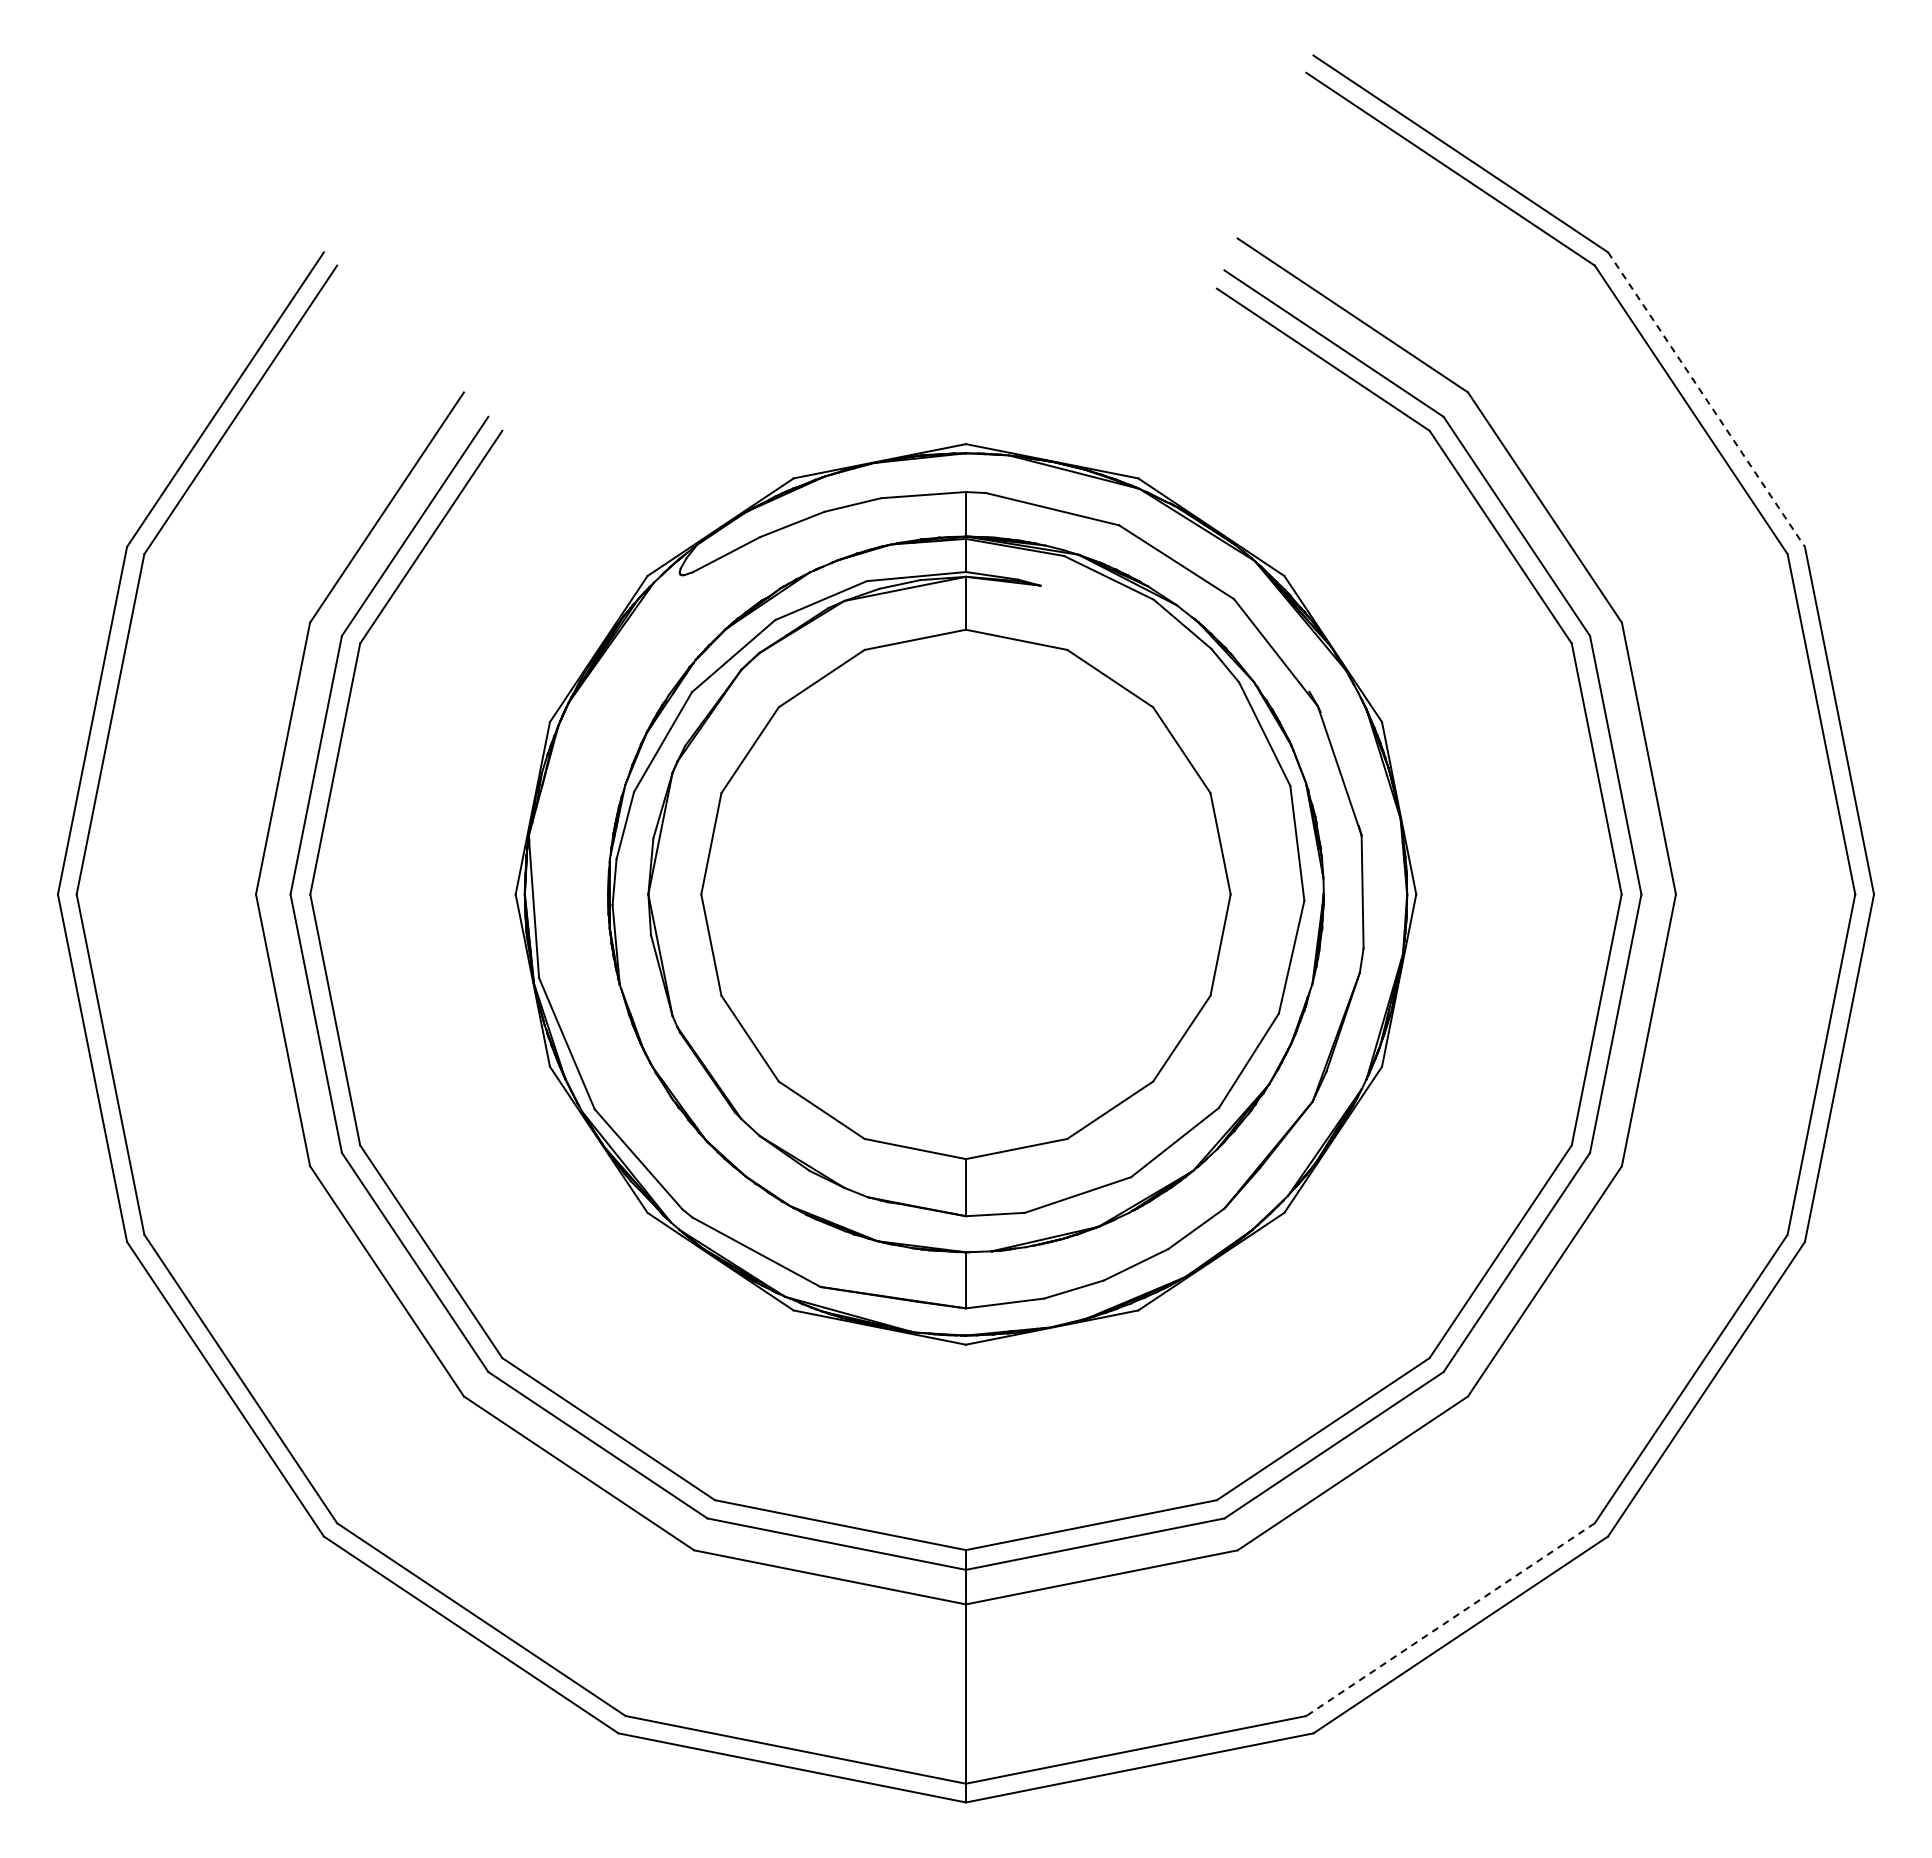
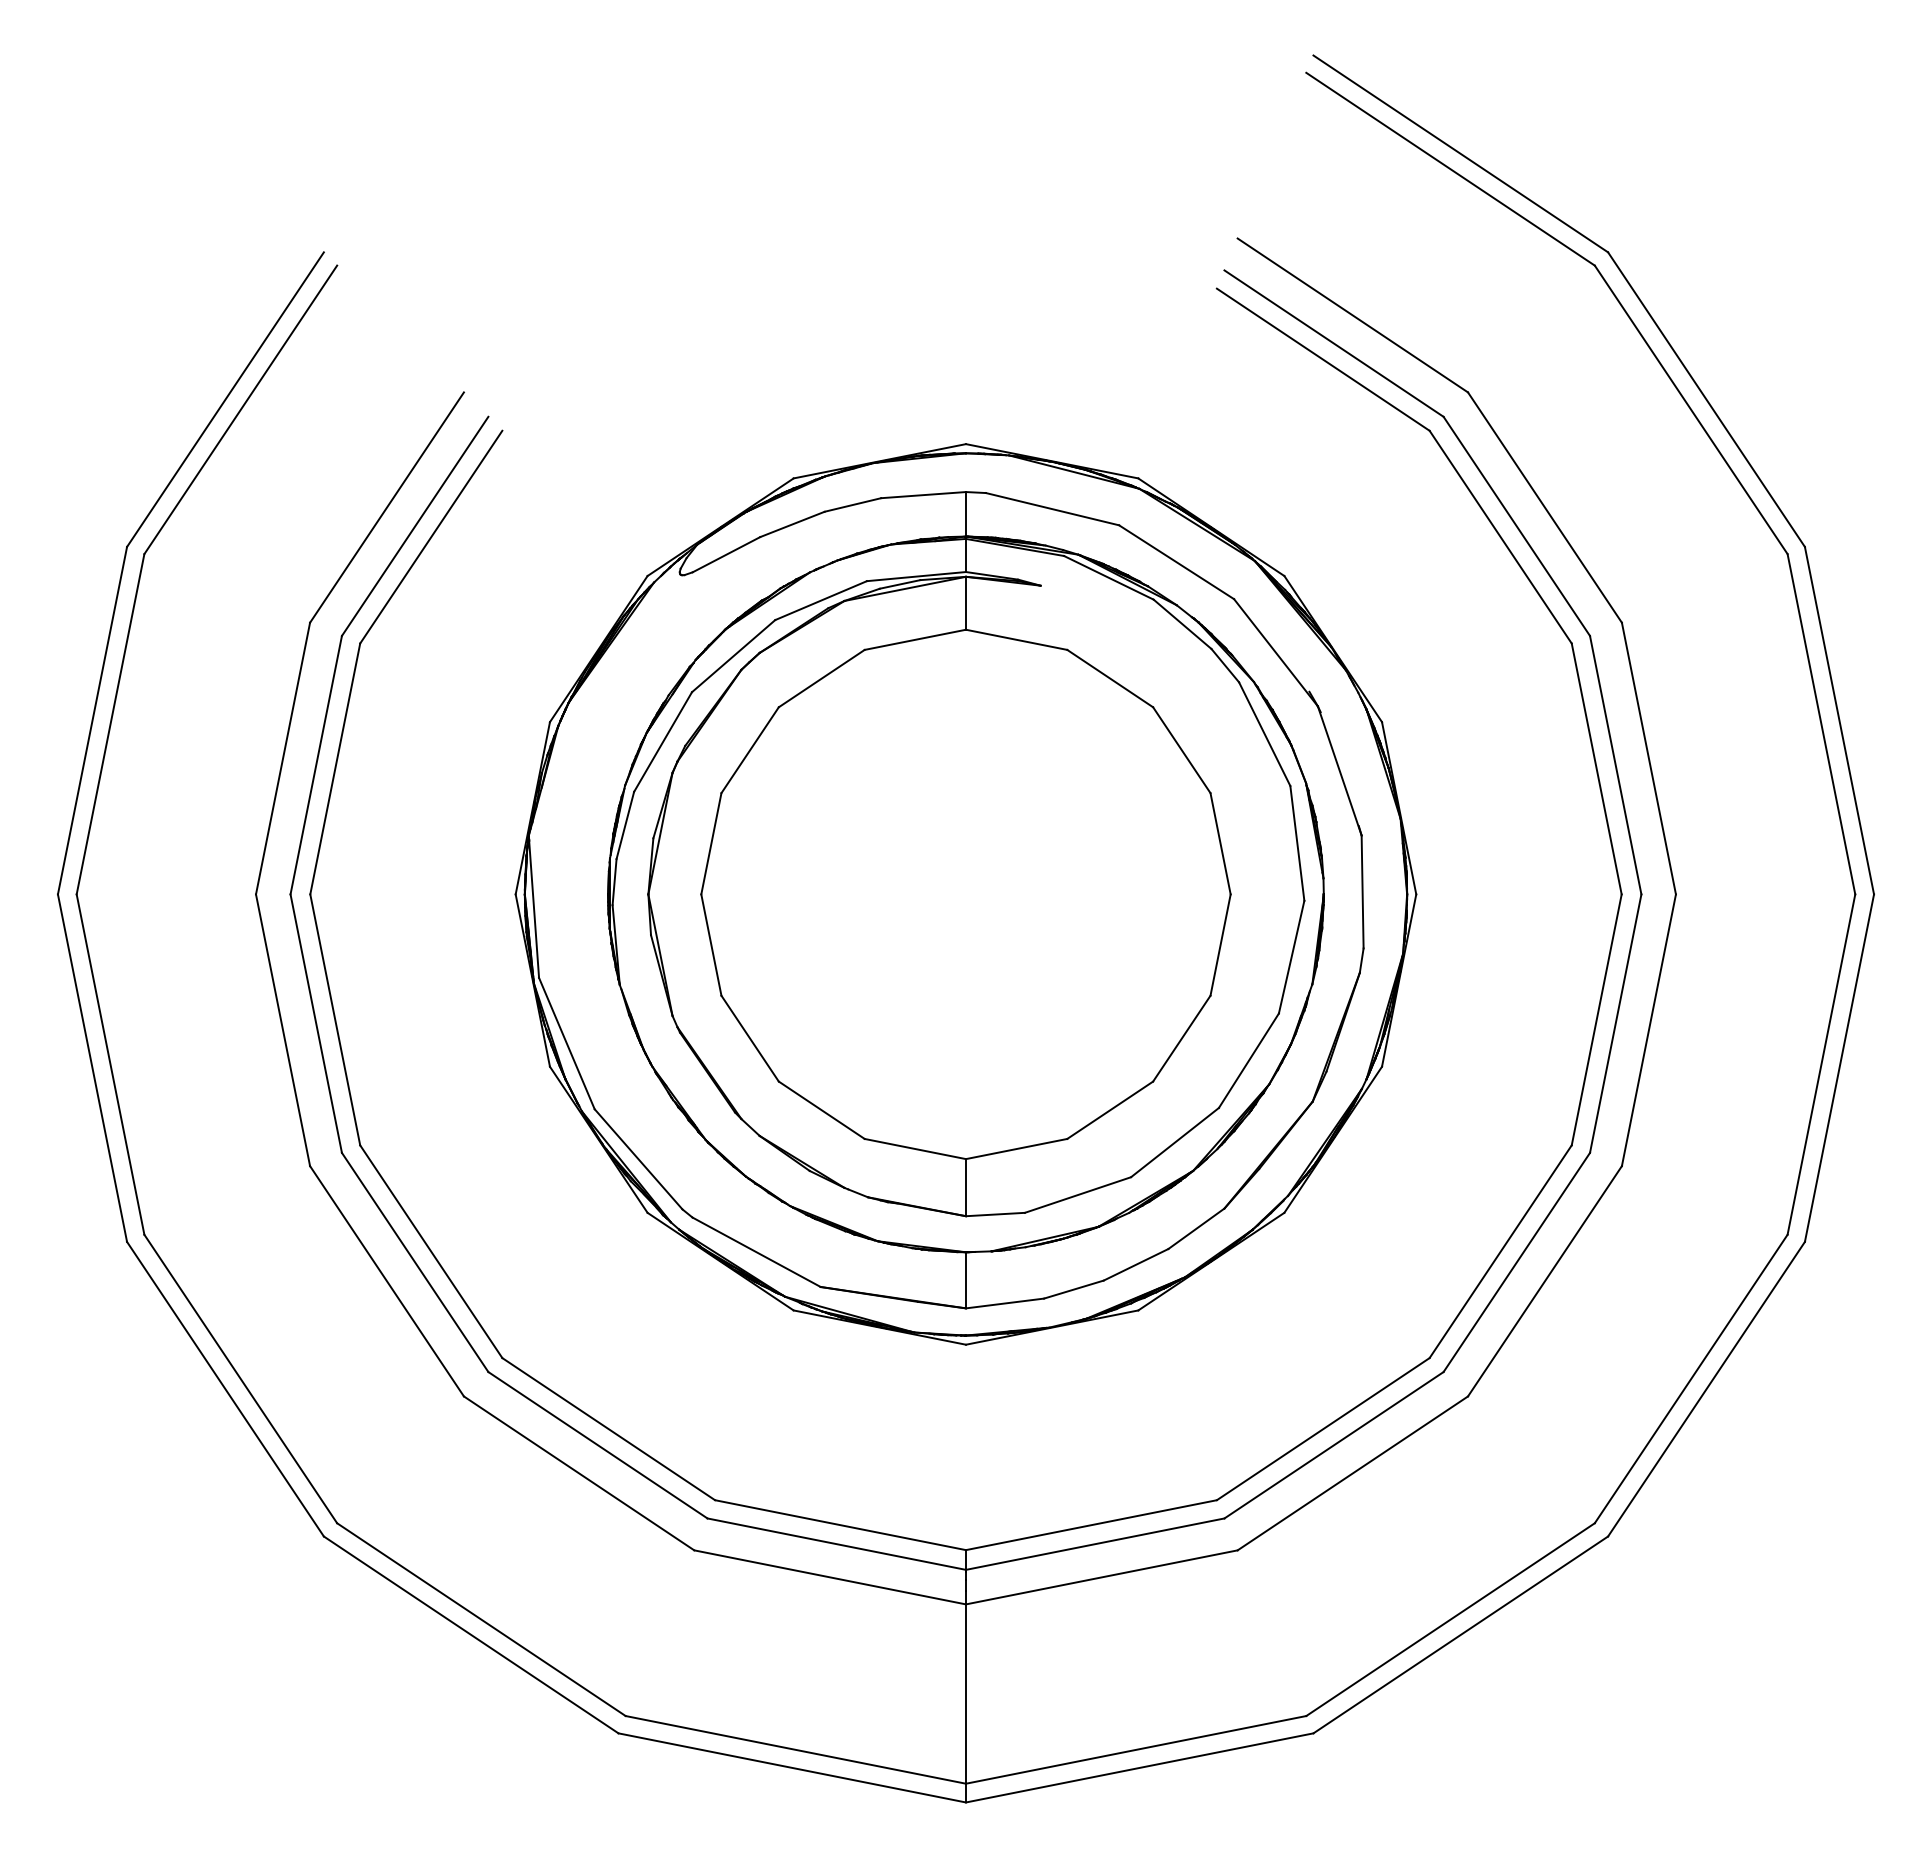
line: dashed -> solid (1706, 400)
line: dashed -> solid (1450, 1619)
